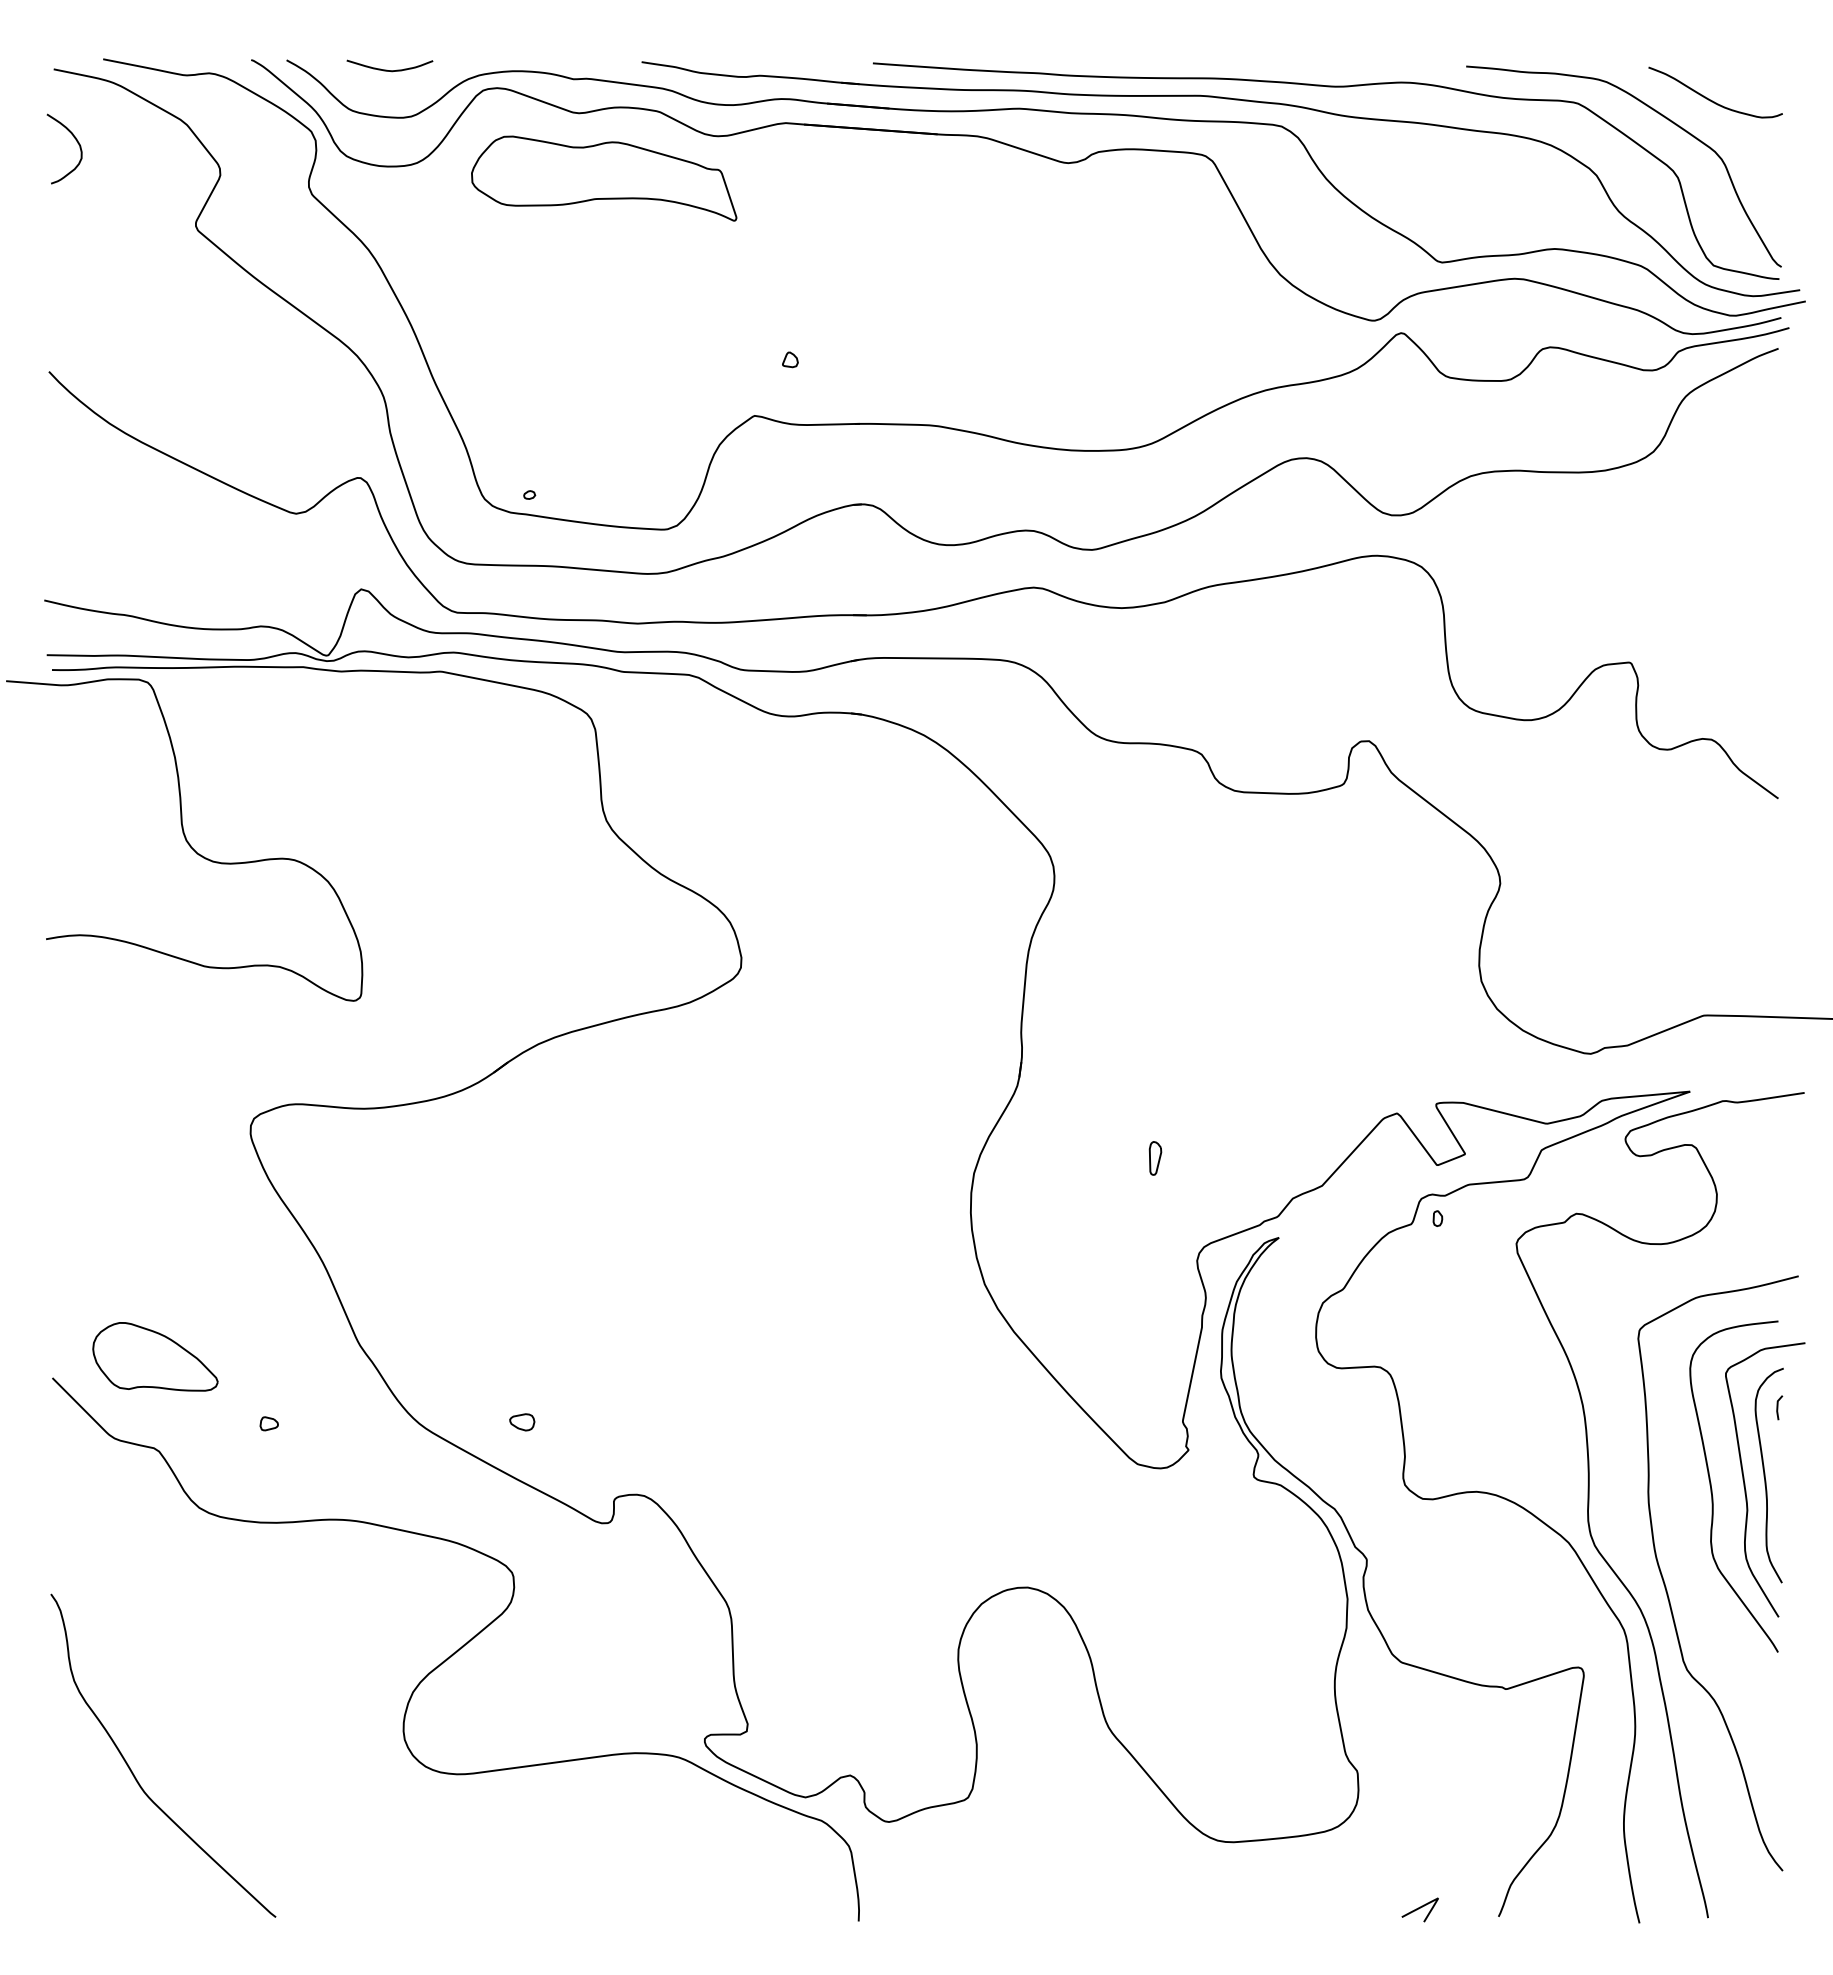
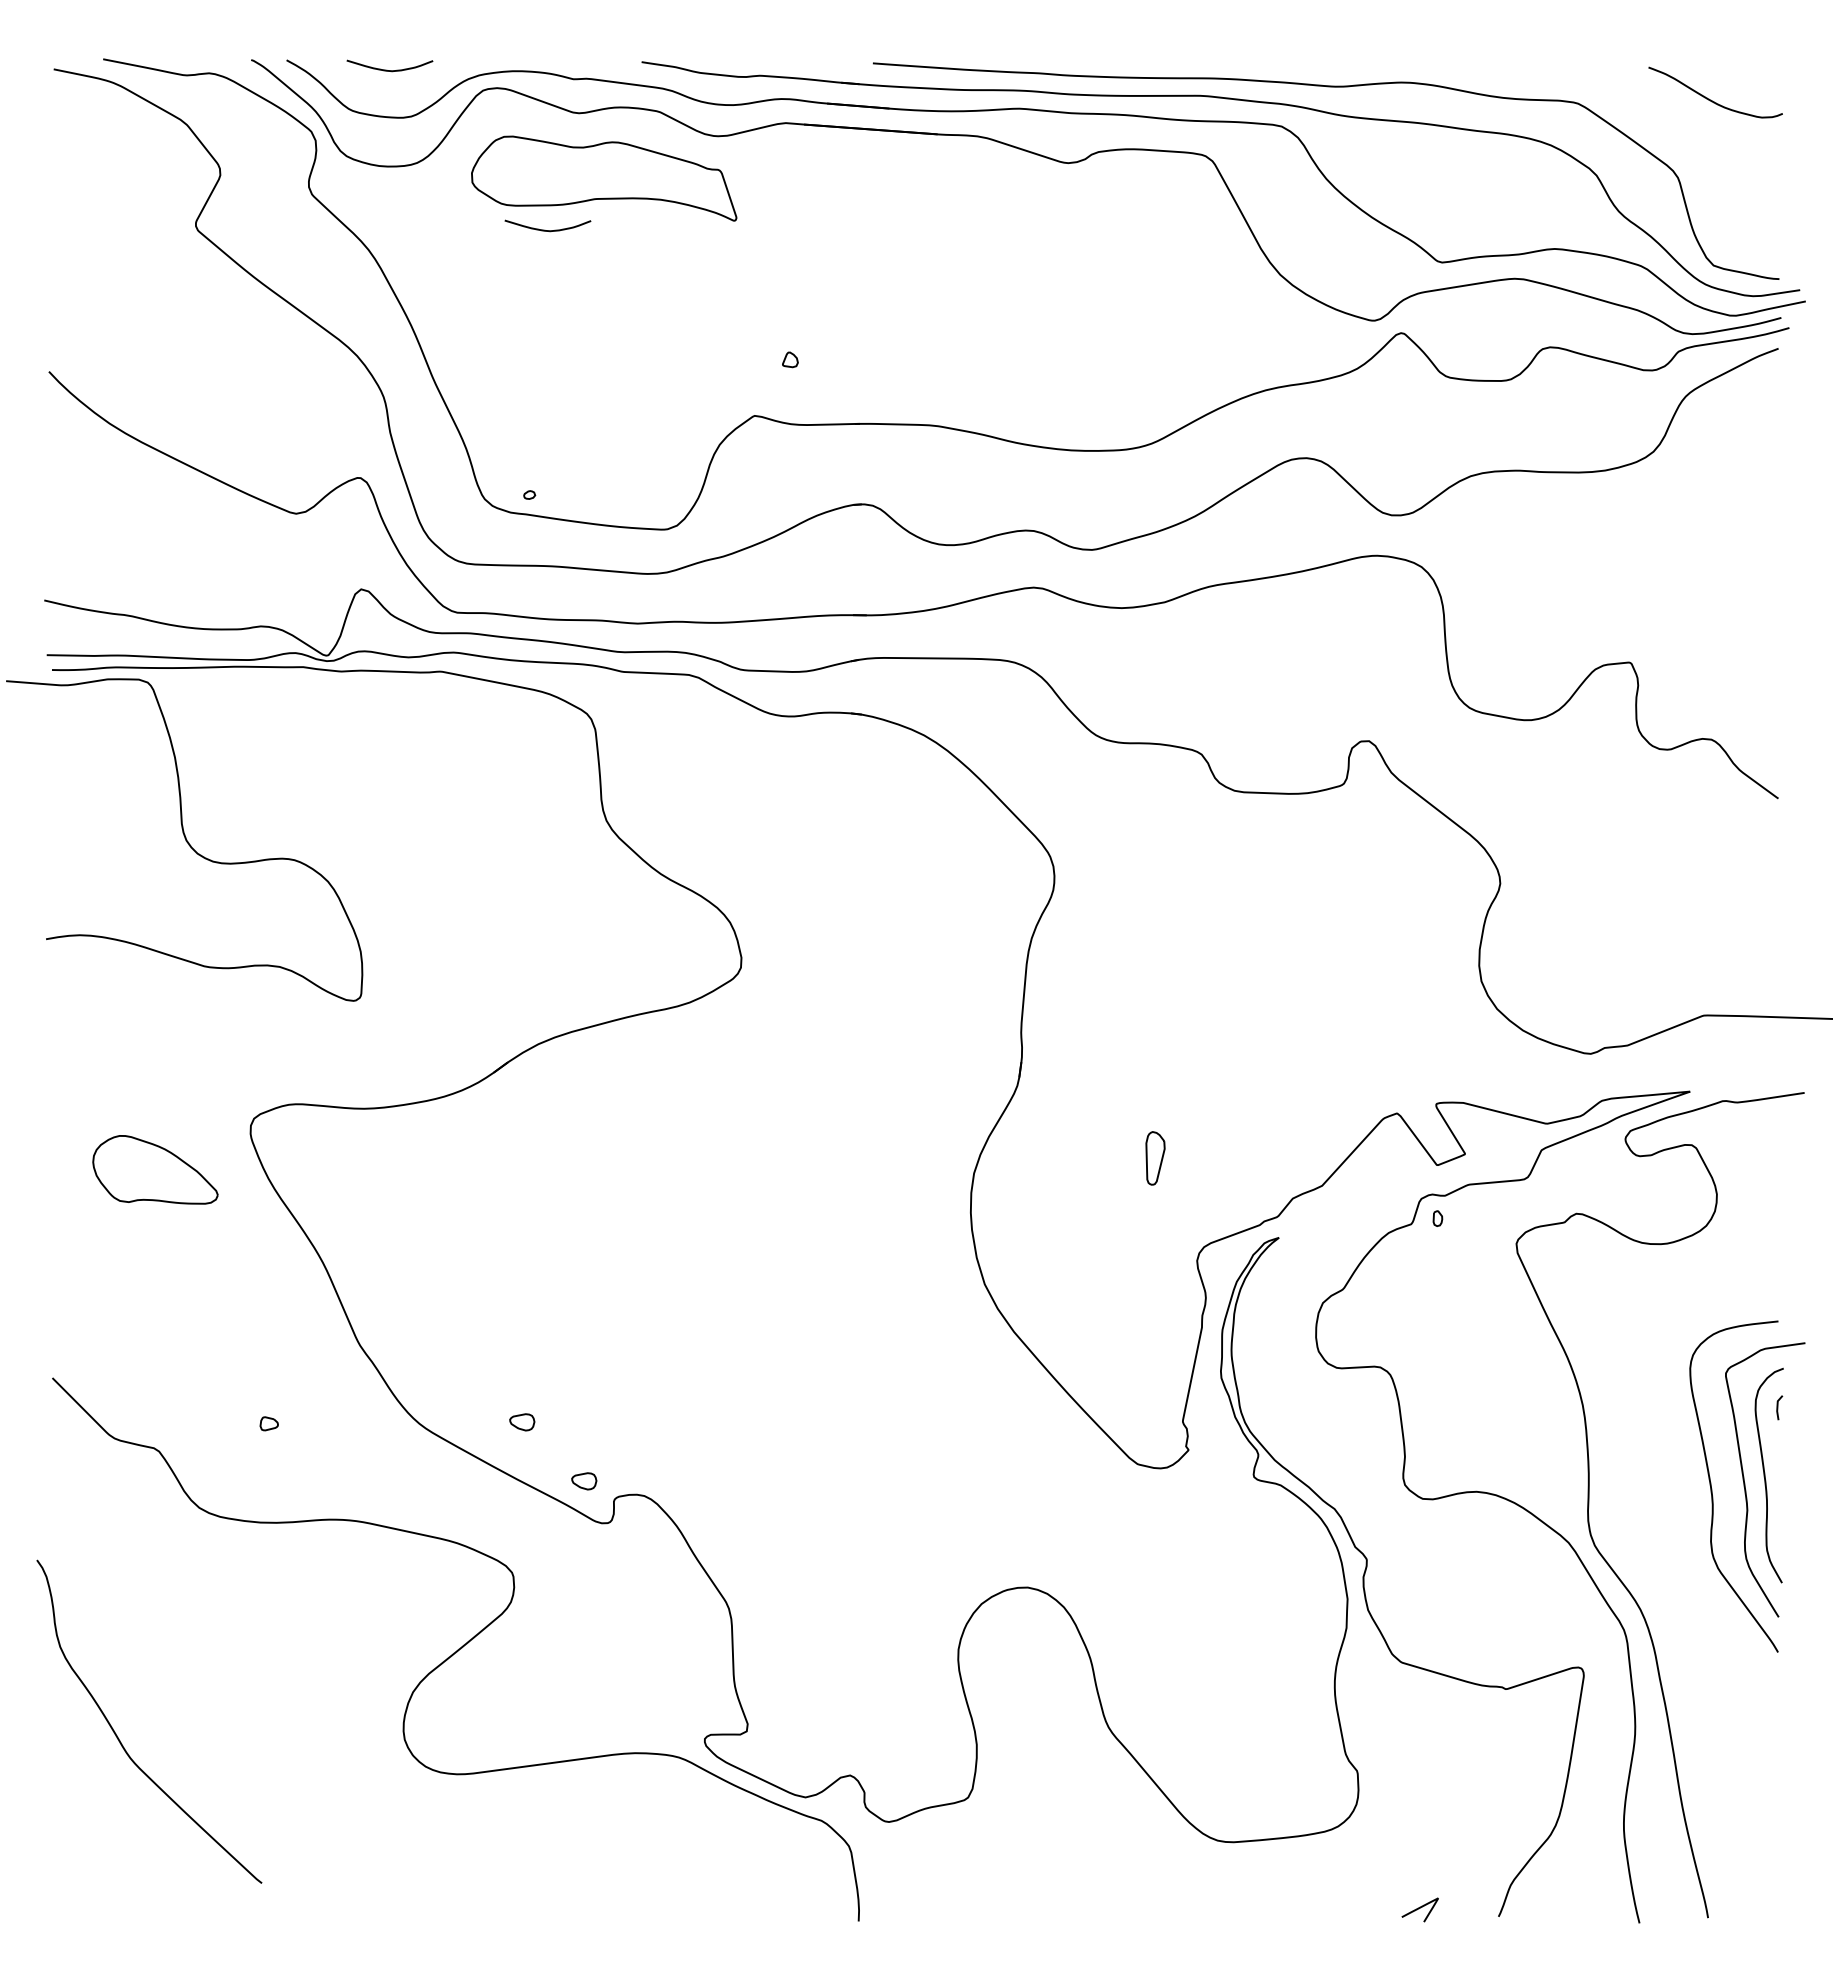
curve: present -> none (1657, 113)
curve: present -> none (76, 141)
curve: none -> present (544, 229)
part size: 15x35 px -> 21x55 px (1155, 1158)
part position: (155, 1356) -> (155, 1169) (155, 1169)
part: none -> present (584, 1481)
curve: present -> none (1666, 1586)
curve position: (133, 1772) -> (119, 1738) (119, 1738)
